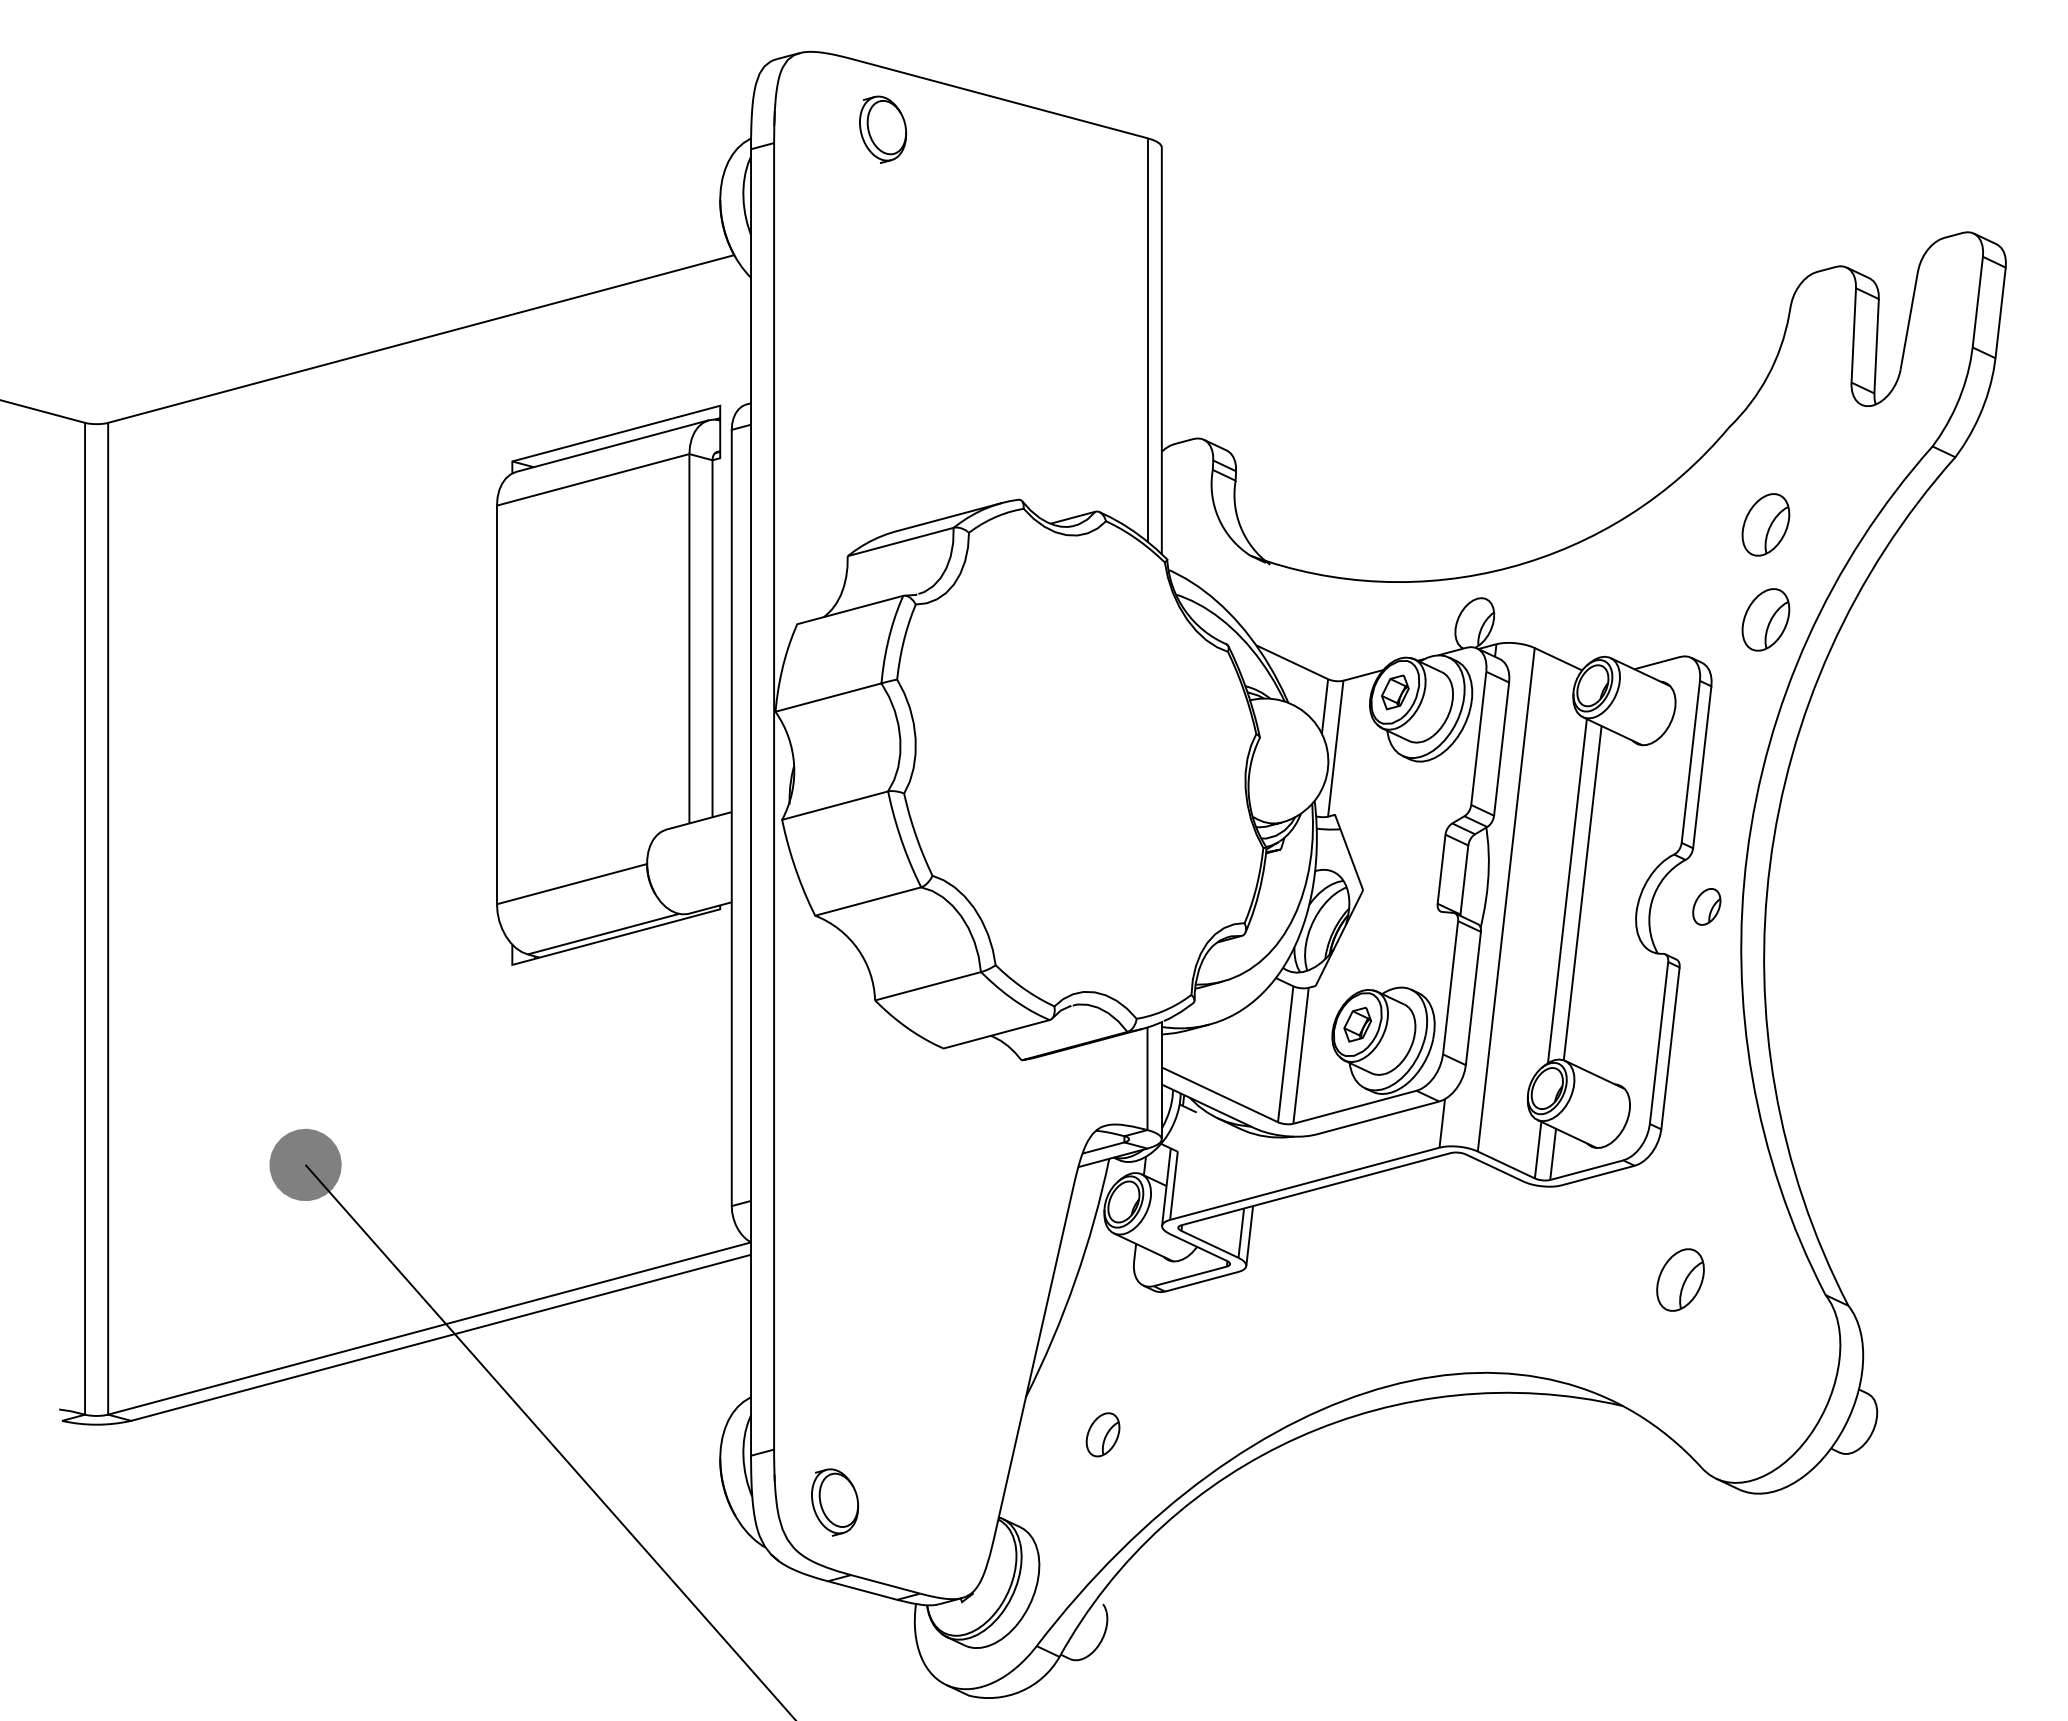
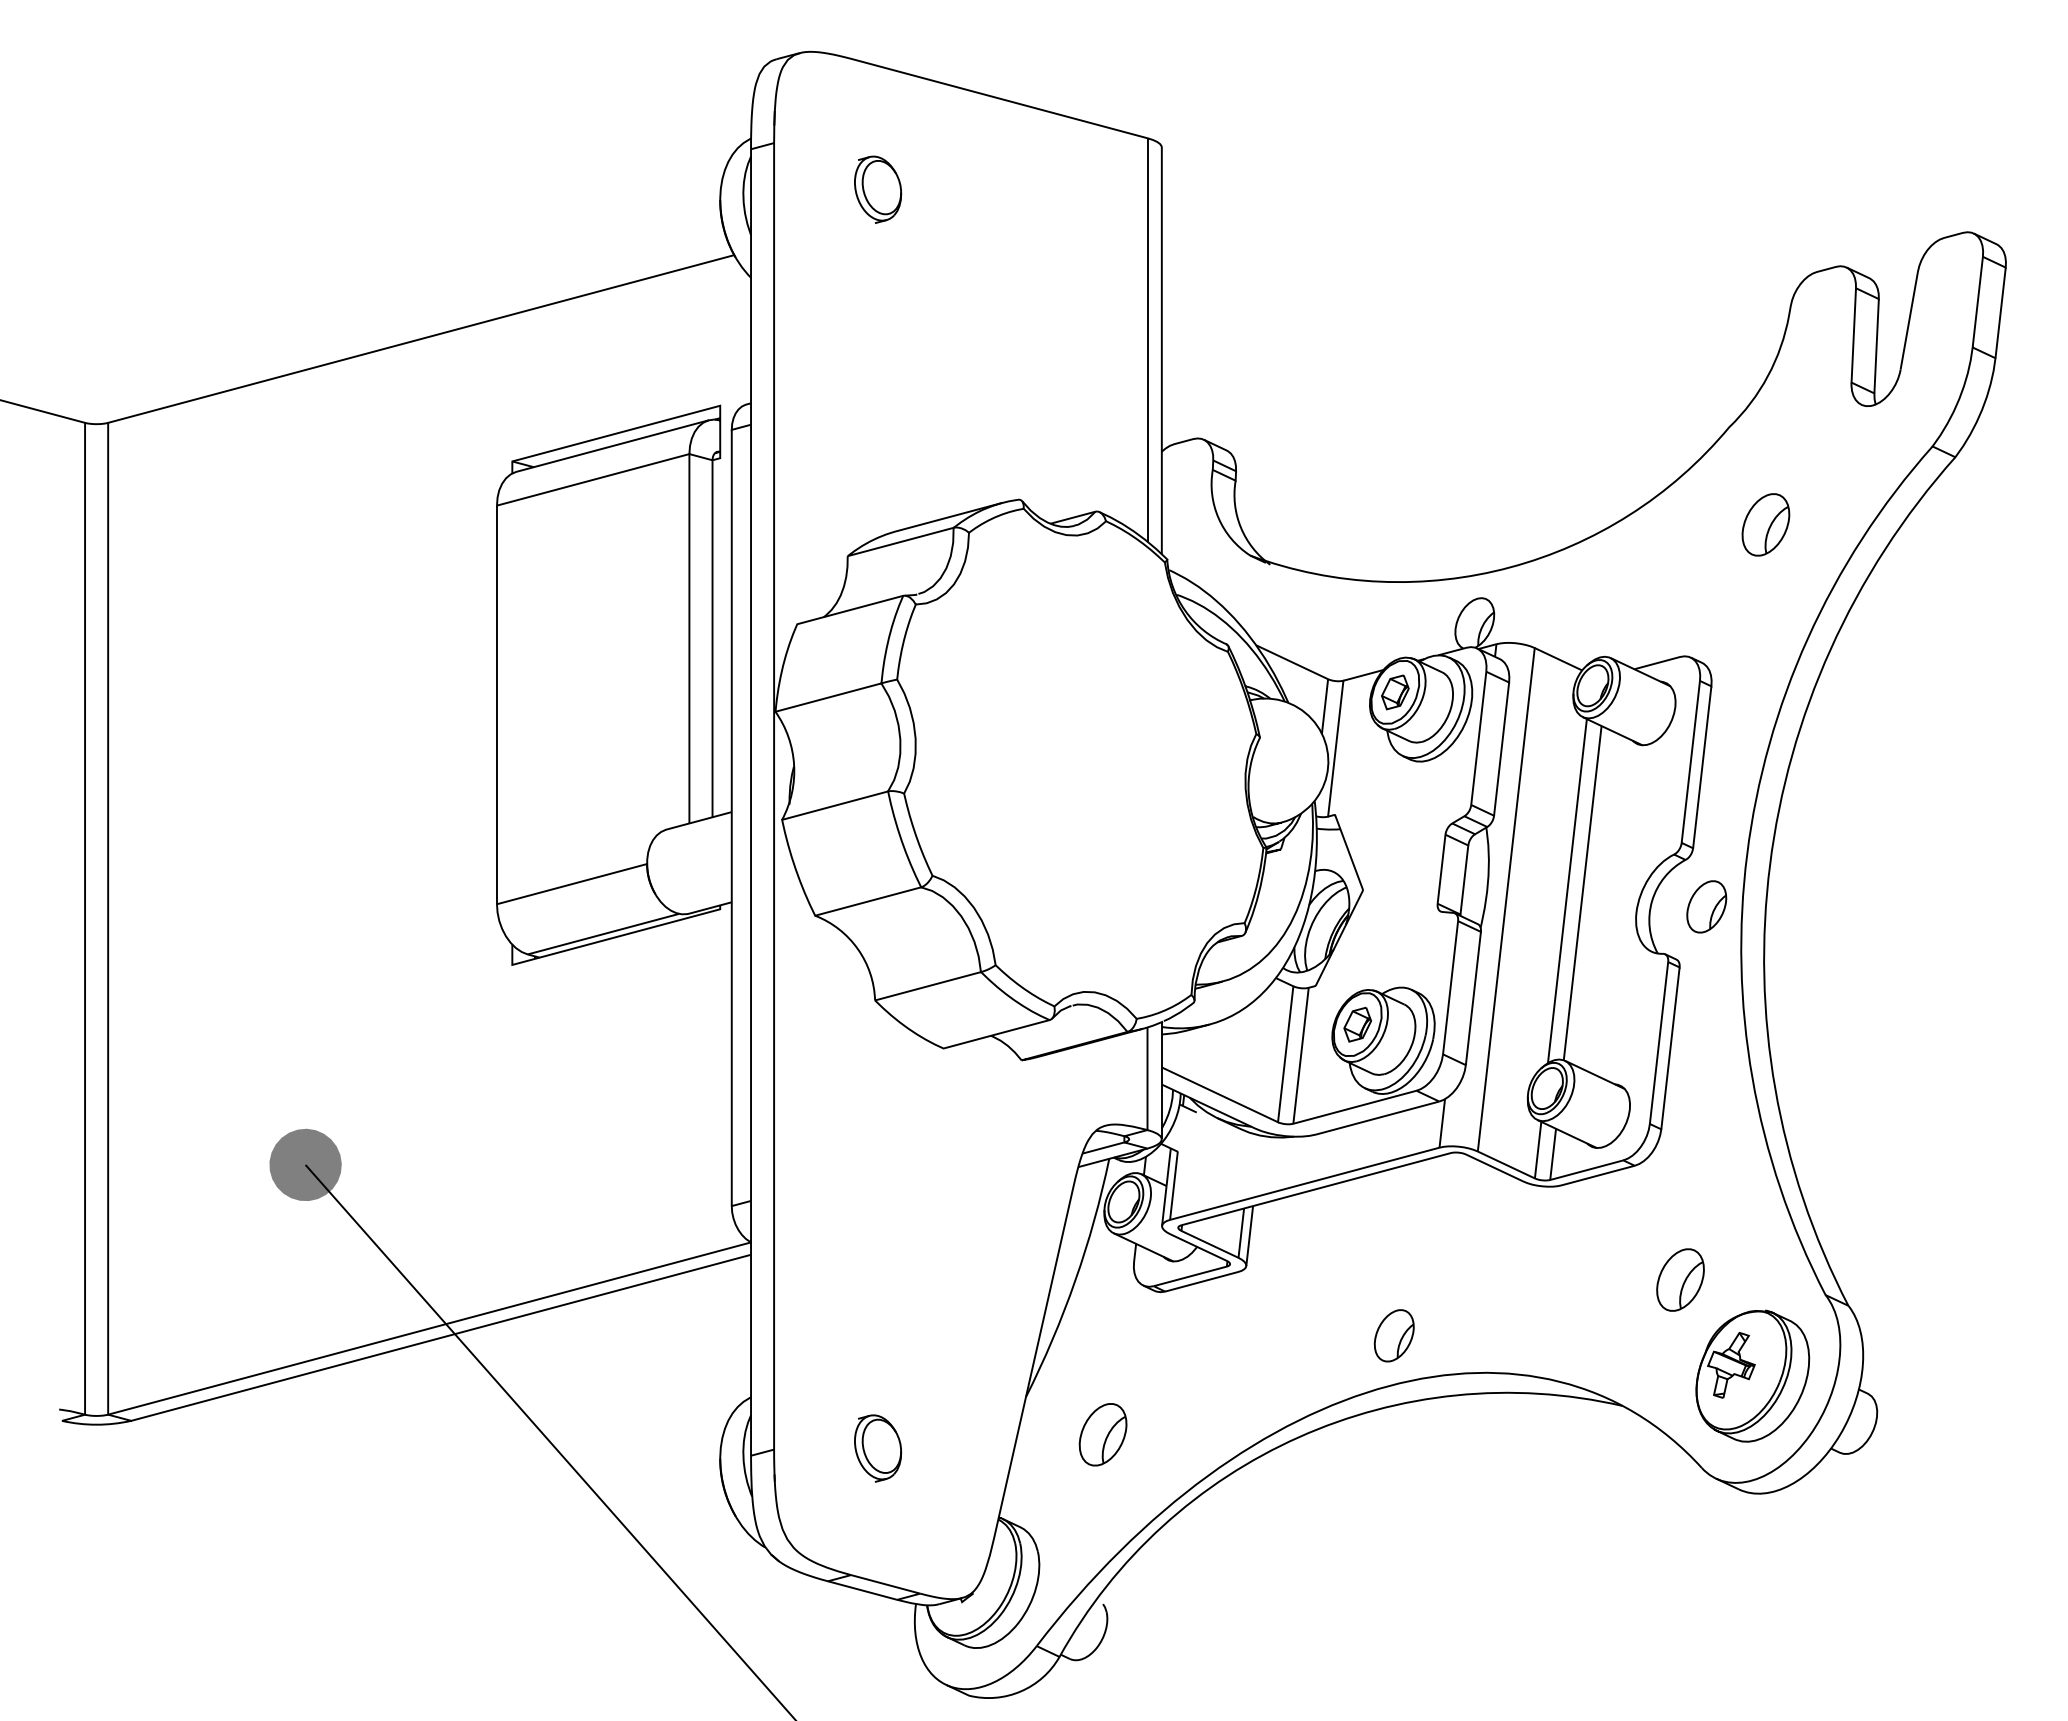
part position: (883, 129) -> (878, 189) (878, 189)
part: present -> none (1765, 619)
part size: 30x38 px -> 42x54 px (1706, 906)
part: none -> present (1393, 1335)
part: none -> present (1752, 1375)
part size: 36x46 px -> 50x64 px (1102, 1434)
part position: (835, 1502) -> (878, 1448) (878, 1448)
